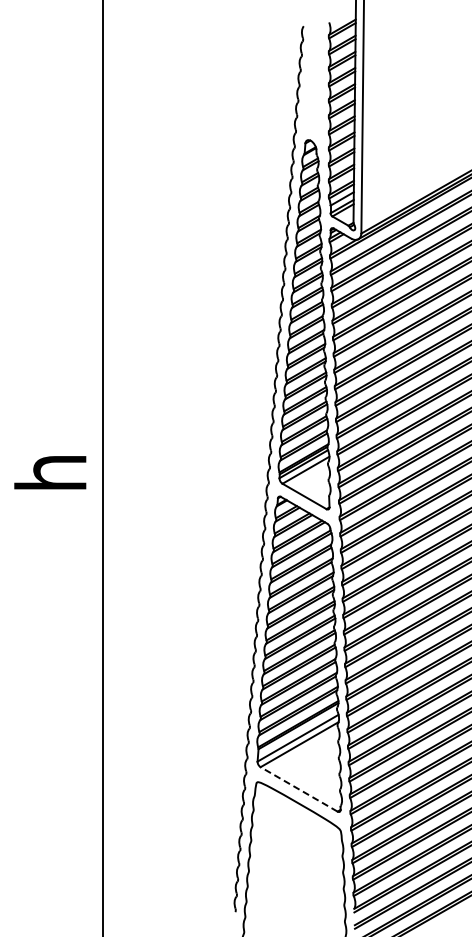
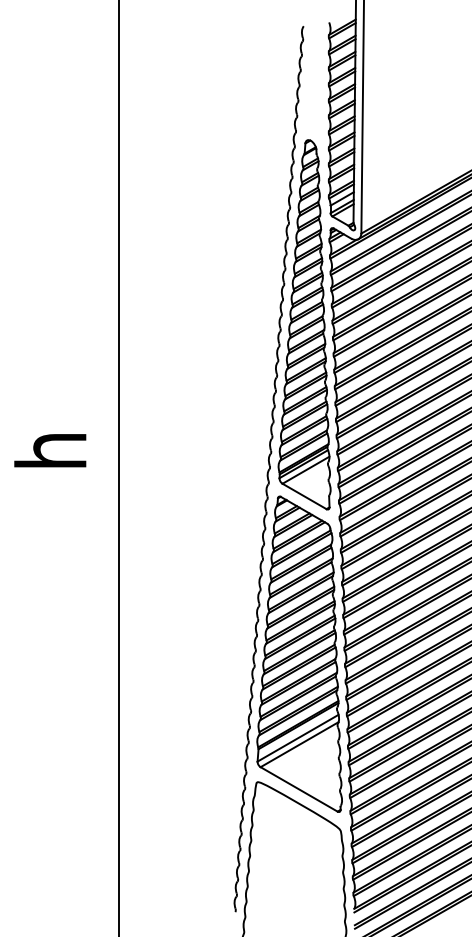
line position: (103, 467) -> (119, 467) (119, 467)
text position: (50, 472) -> (50, 450) (50, 450)
line: dashed -> solid (298, 789)
